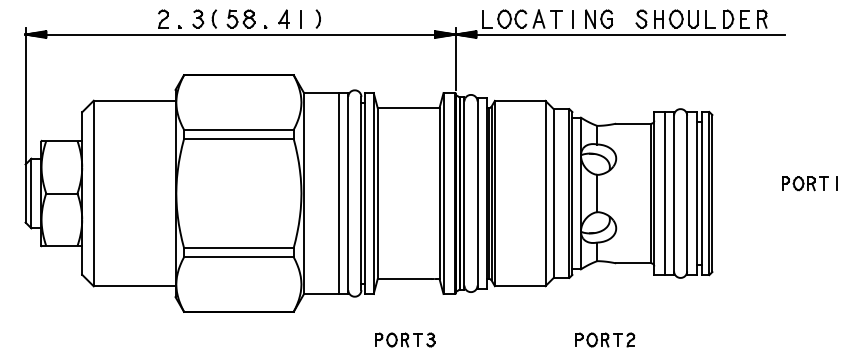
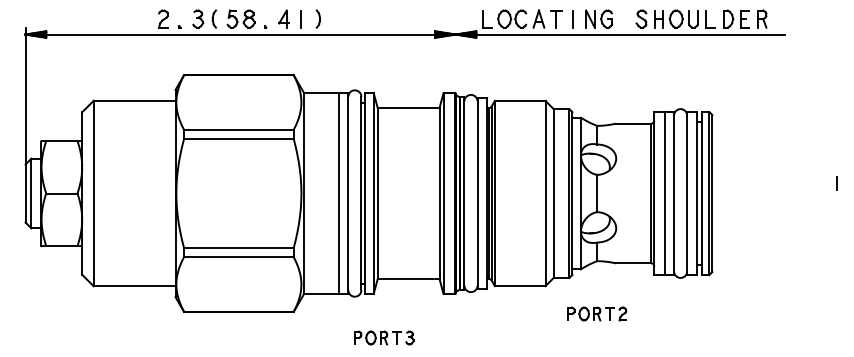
line: present -> none (455, 58)
part: present -> none (805, 183)
part position: (405, 339) -> (384, 337) (384, 337)
part position: (605, 339) -> (597, 313) (597, 313)
